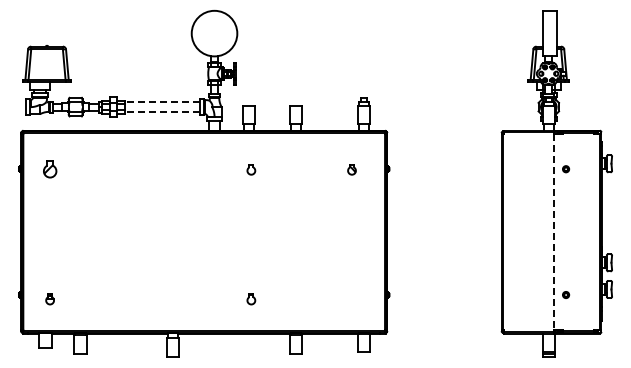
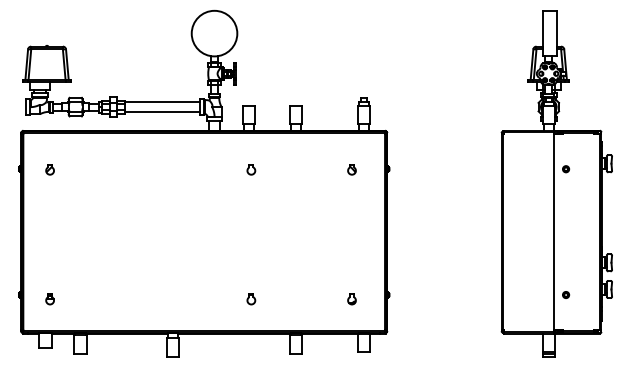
line: dashed -> solid (162, 101)
line: dashed -> solid (162, 112)
part size: 15x19 px -> 10x12 px (49, 169)
line: dashed -> solid (554, 231)
part: none -> present (351, 299)
